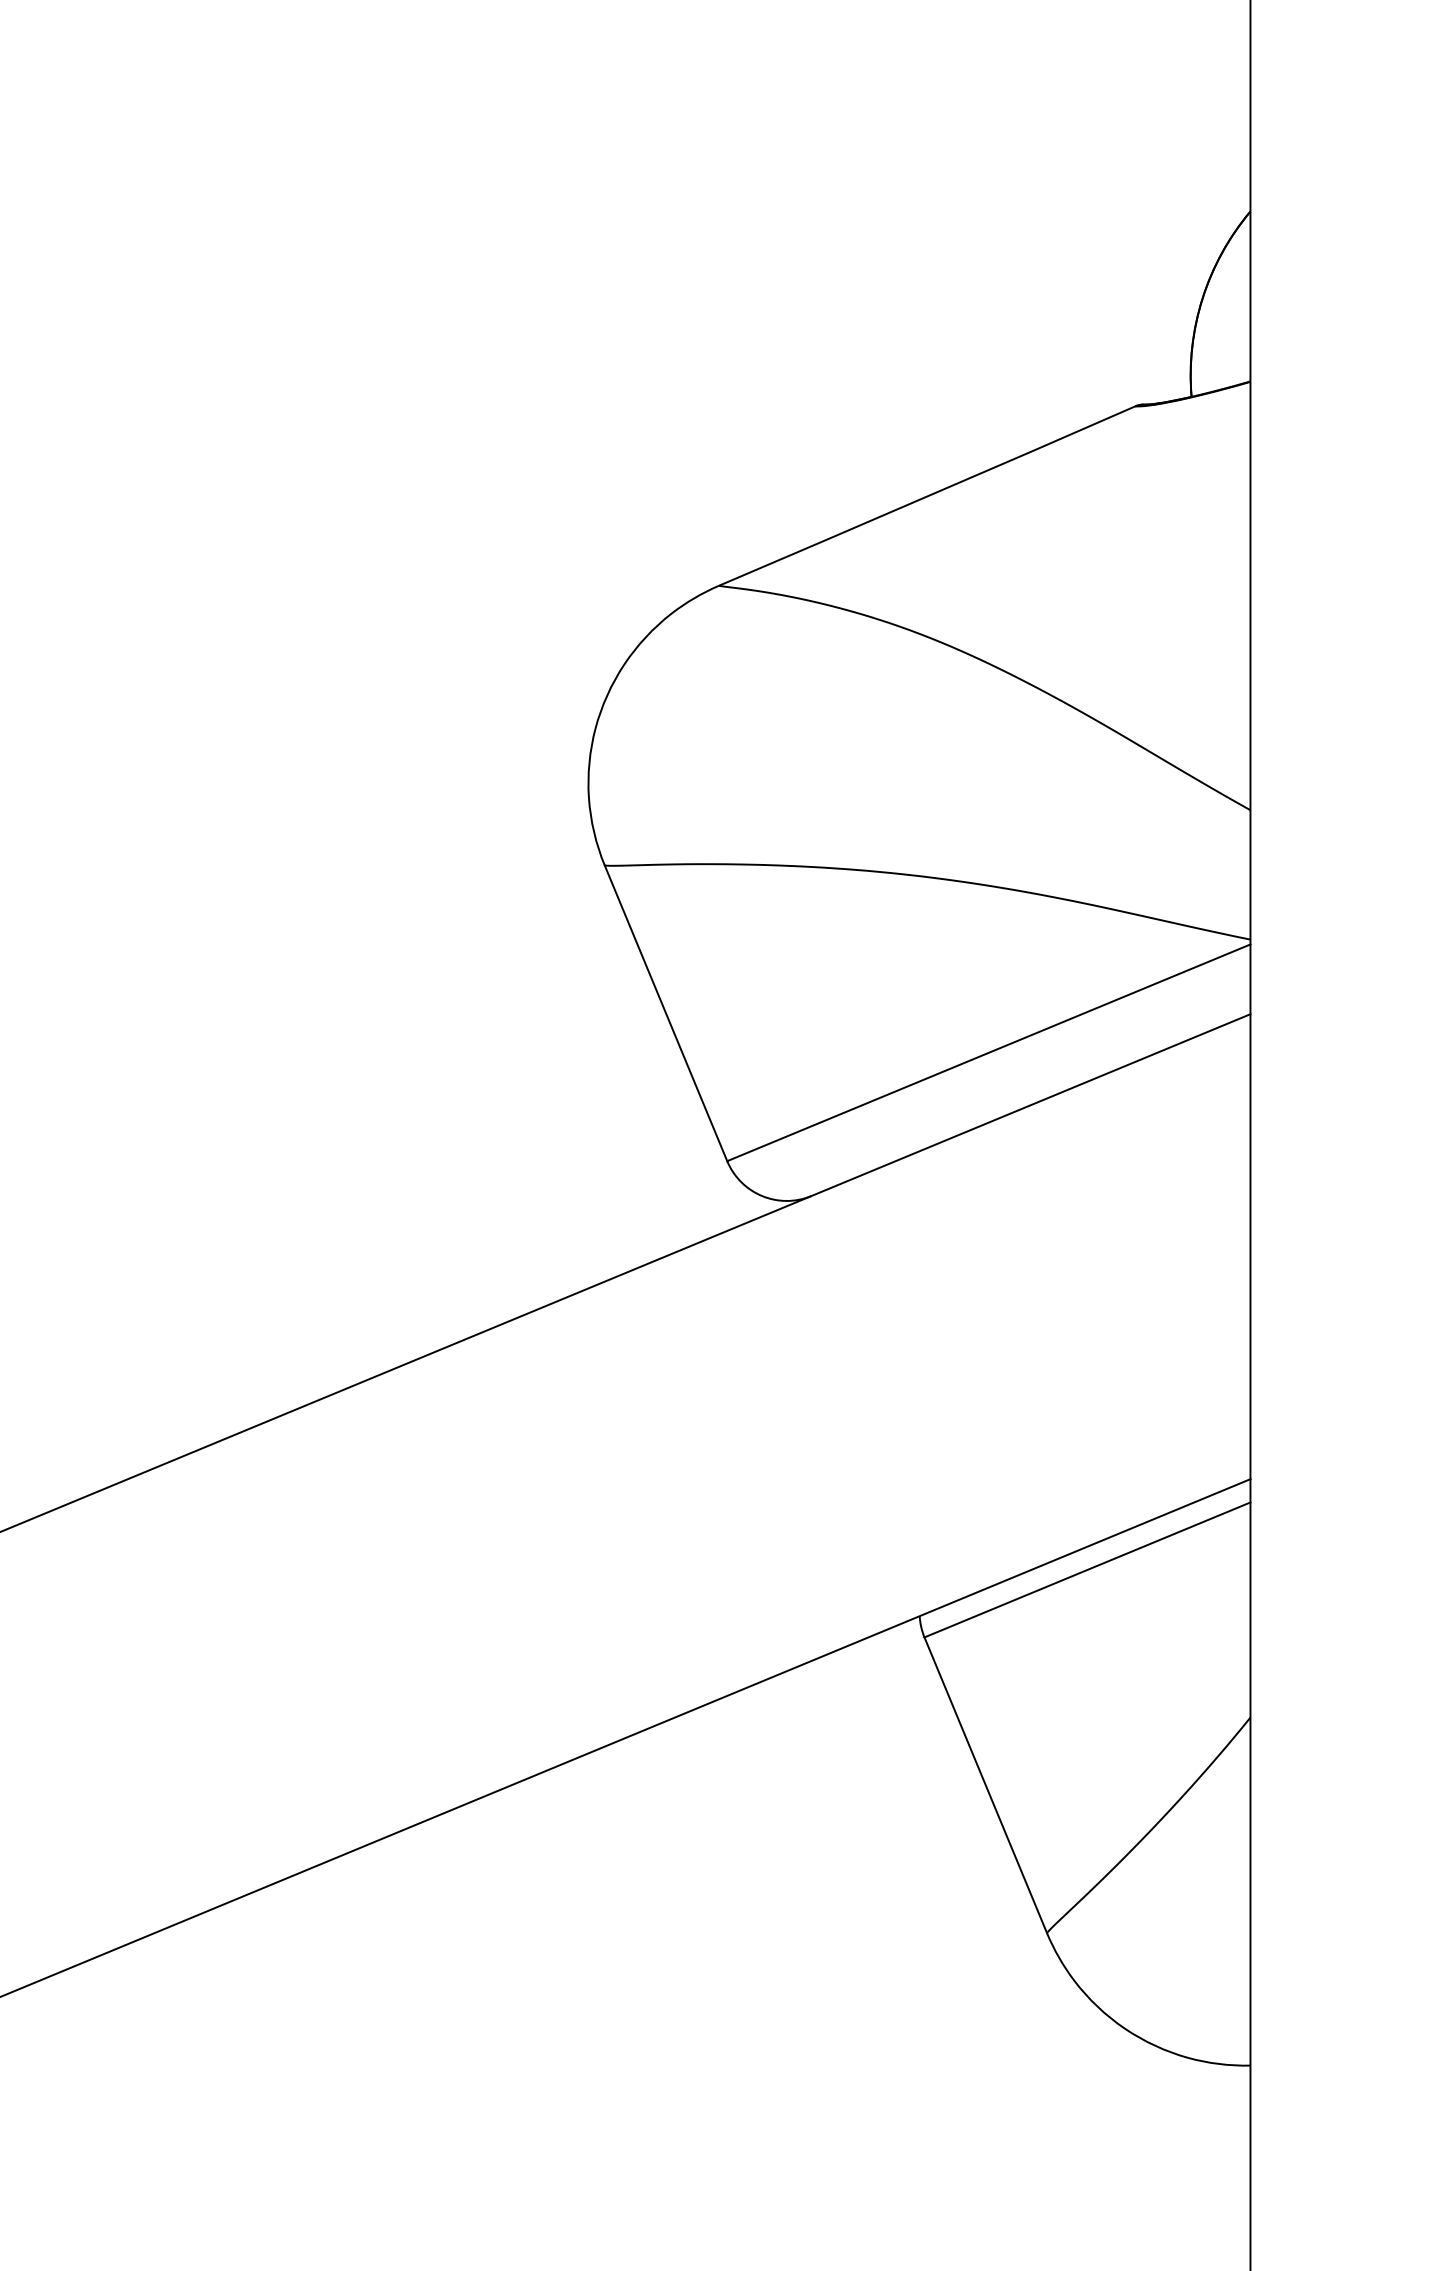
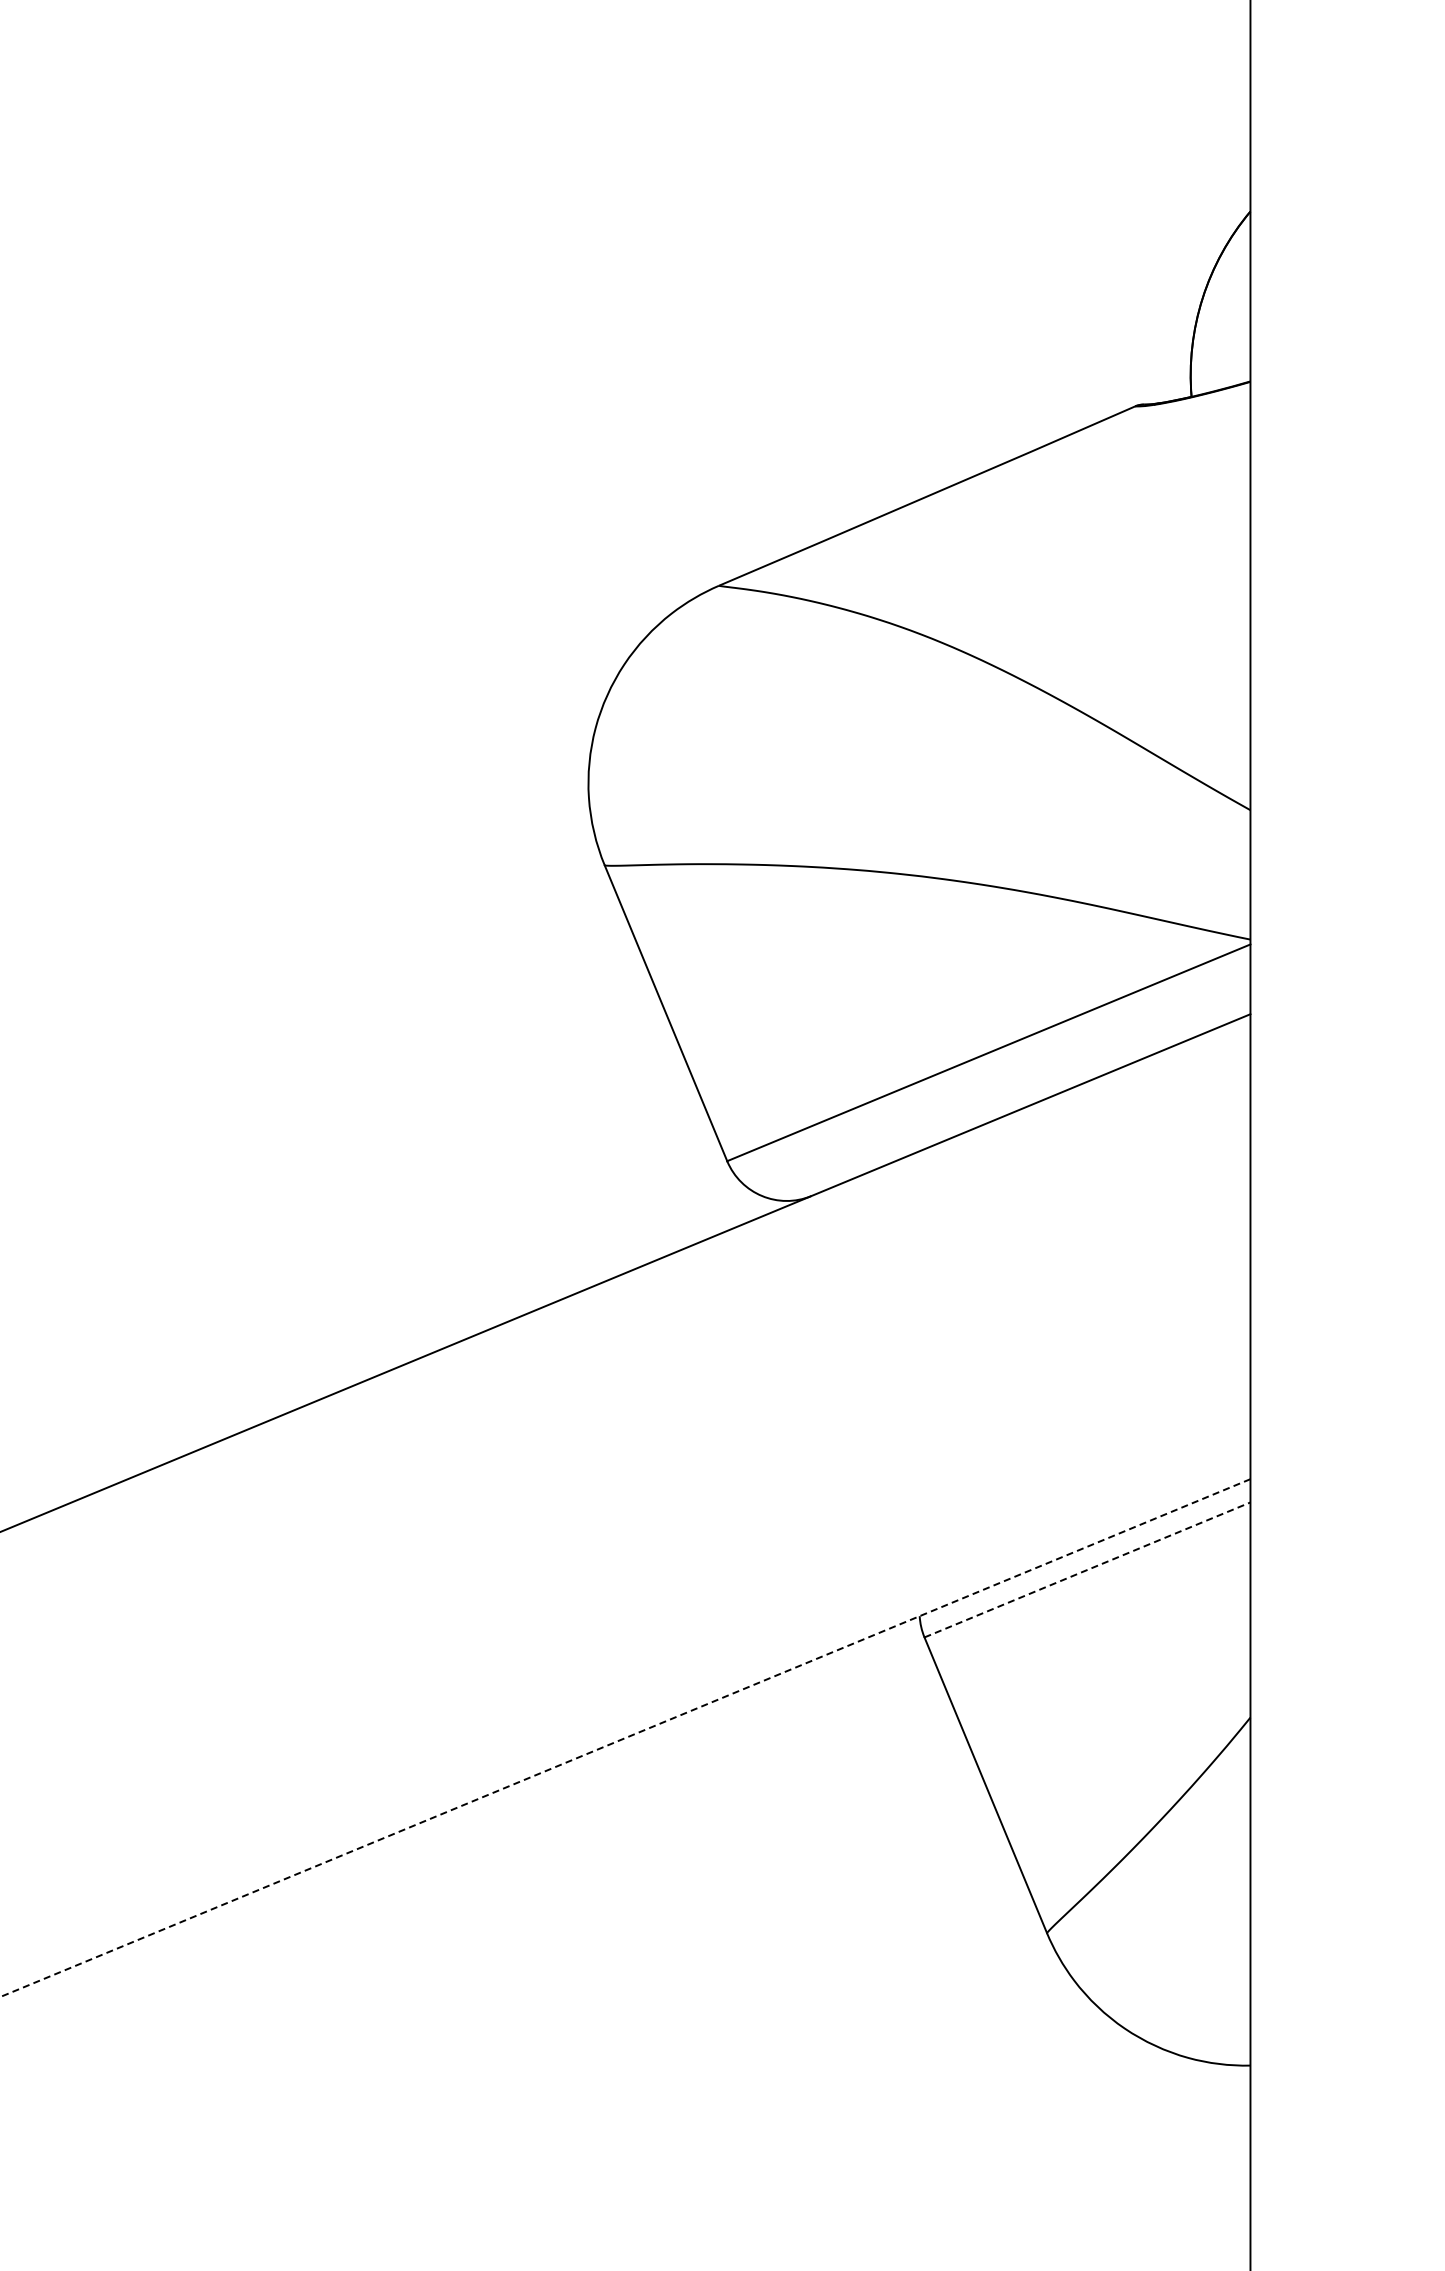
line: solid -> dashed (1087, 1569)
line: solid -> dashed (625, 1738)
